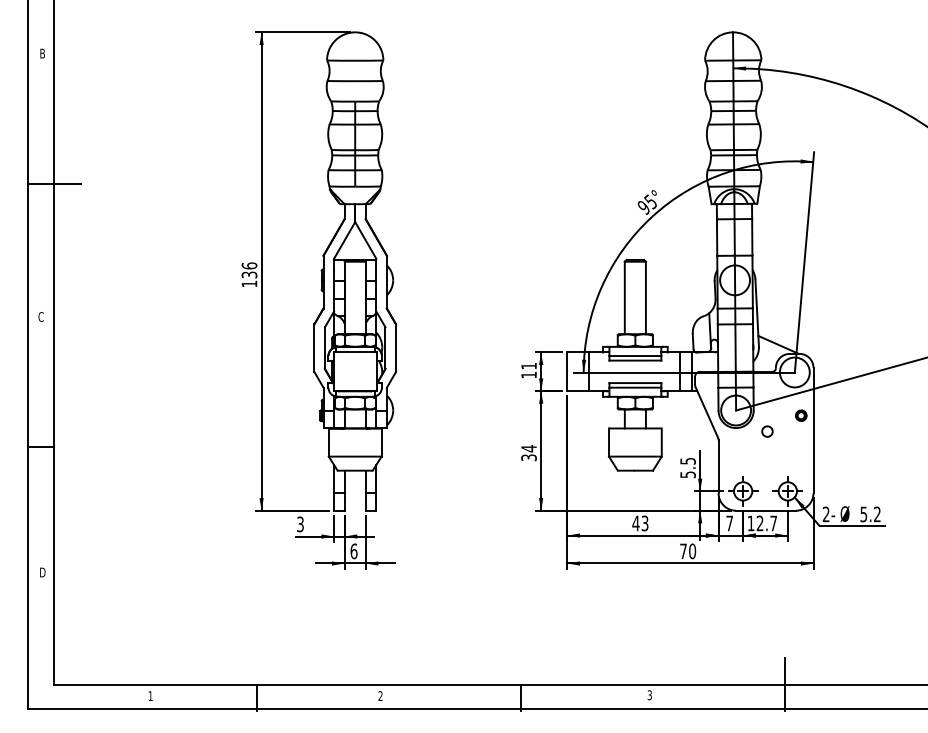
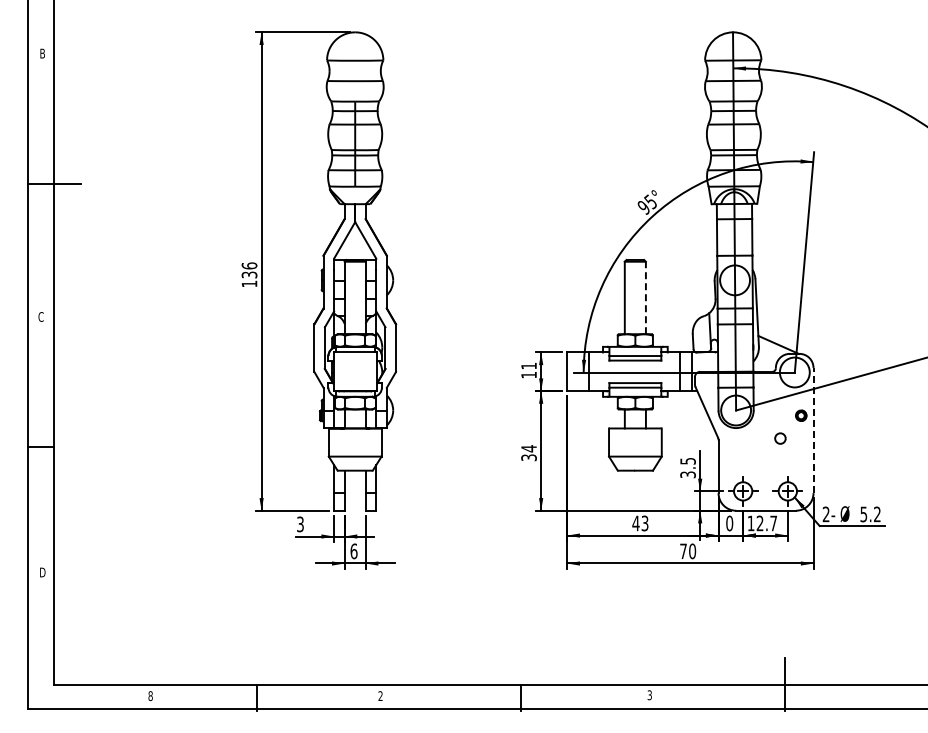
line: solid -> dashed (645, 297)
line: solid -> dashed (813, 430)
circle position: (767, 431) -> (780, 438) (780, 438)
text: 5.5 -> 3.5 (687, 474)
text: 7 -> 0 (729, 523)
text: 1 -> 8 (150, 696)
